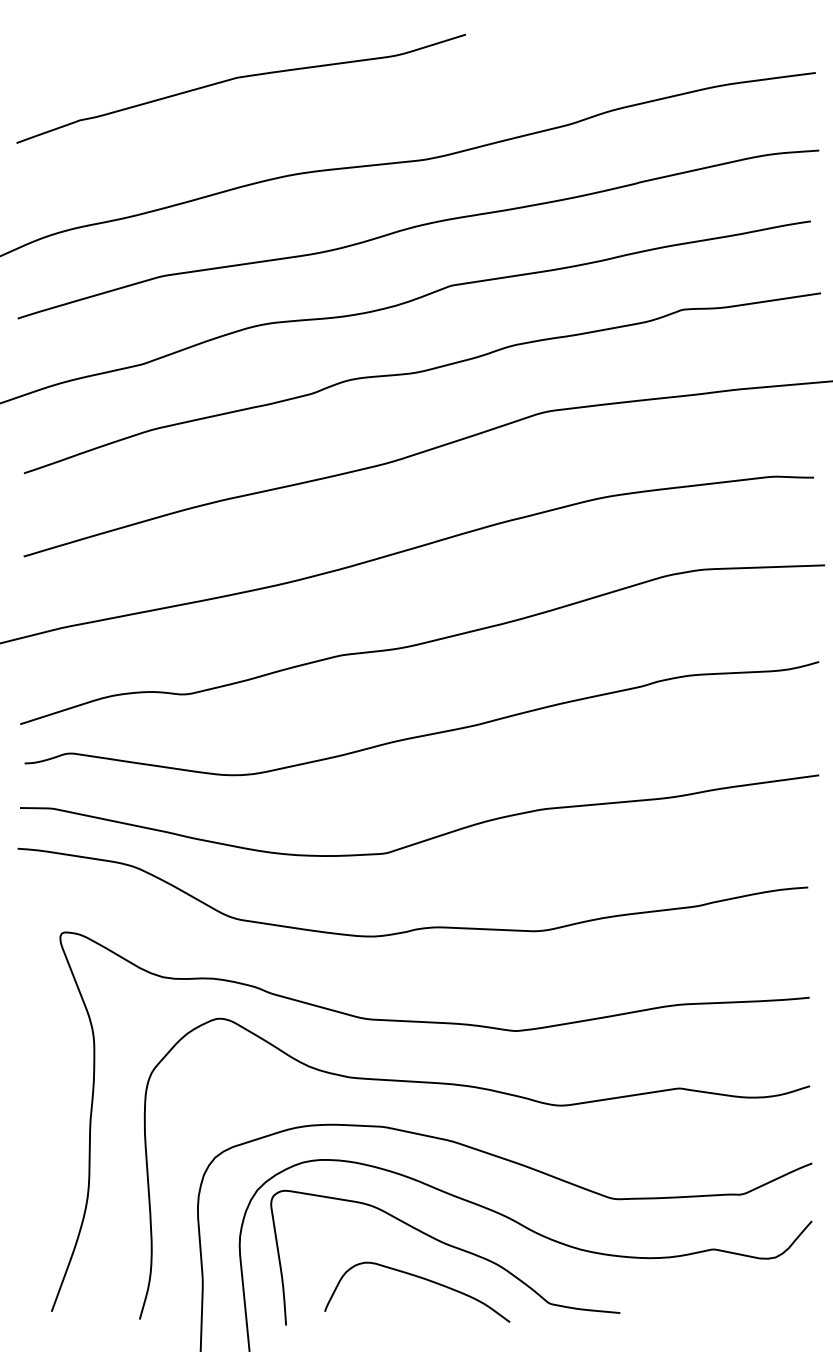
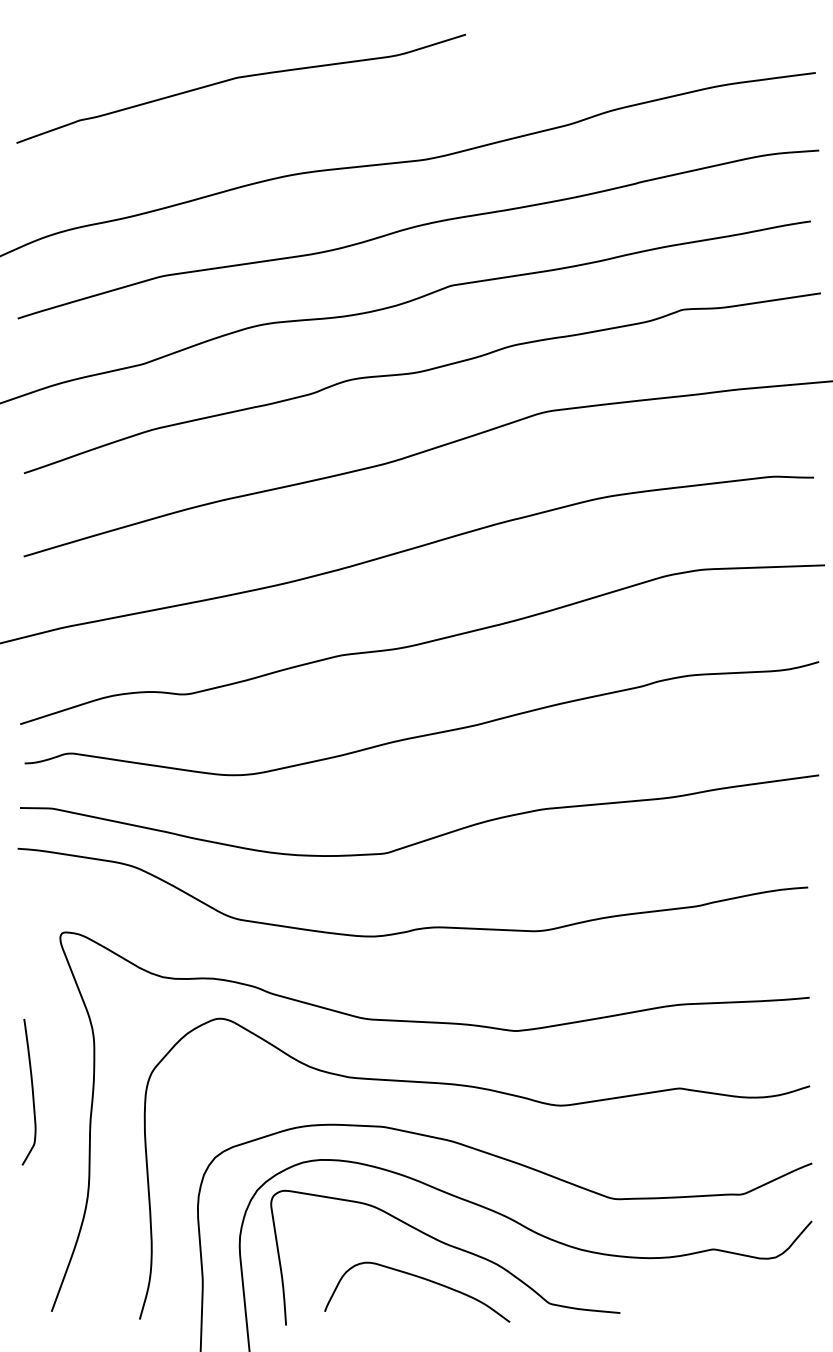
curve: none -> present (31, 1090)
